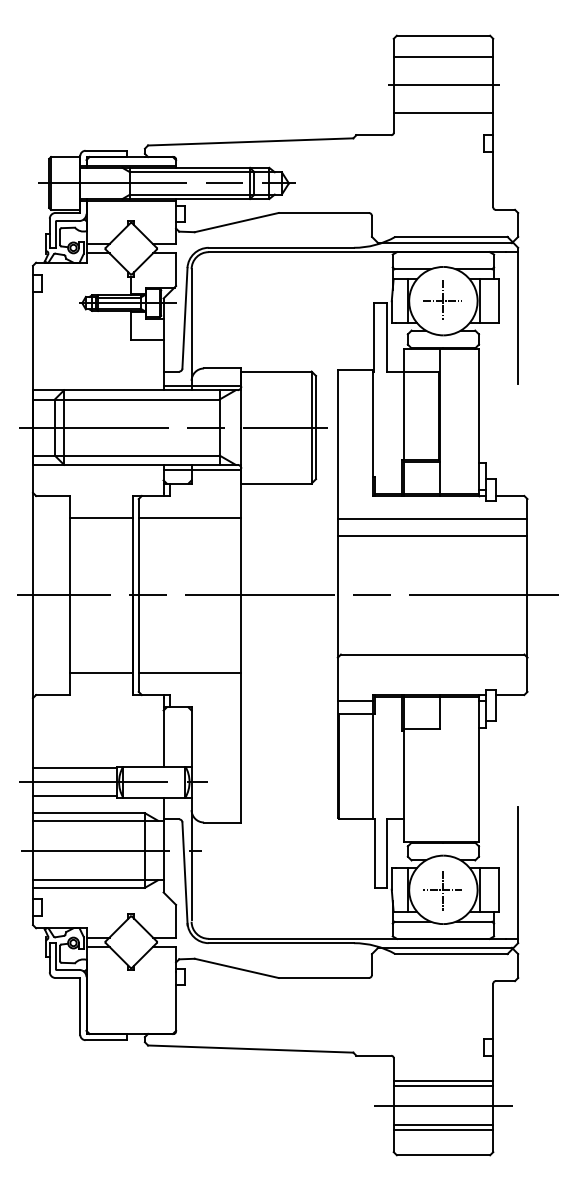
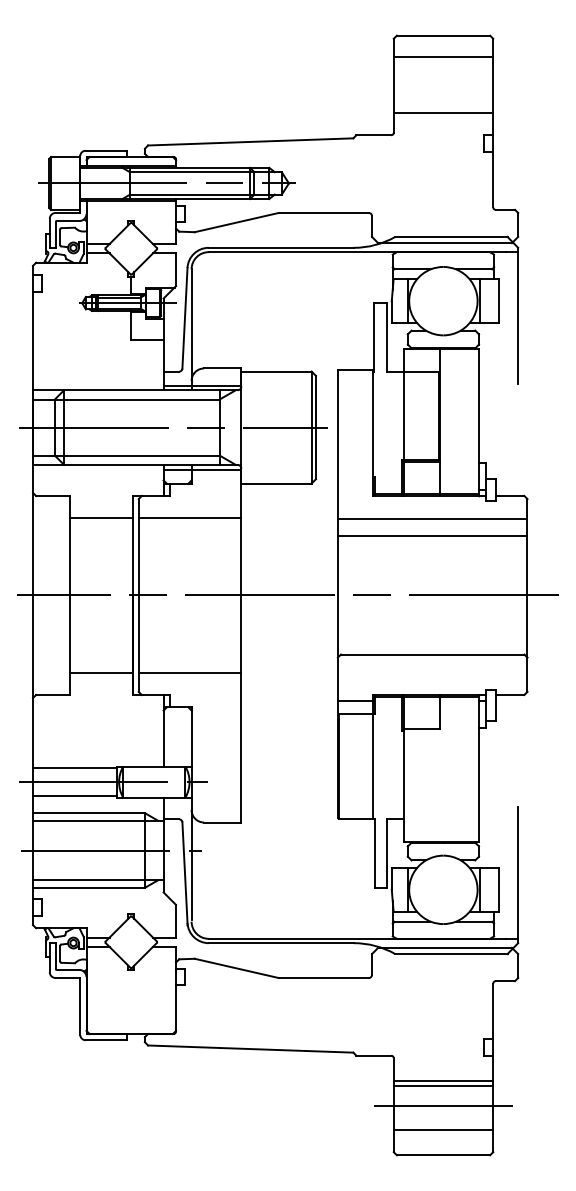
line: present -> none (443, 85)
part: present -> none (442, 299)
part: present -> none (442, 890)
line: present -> none (443, 1125)
